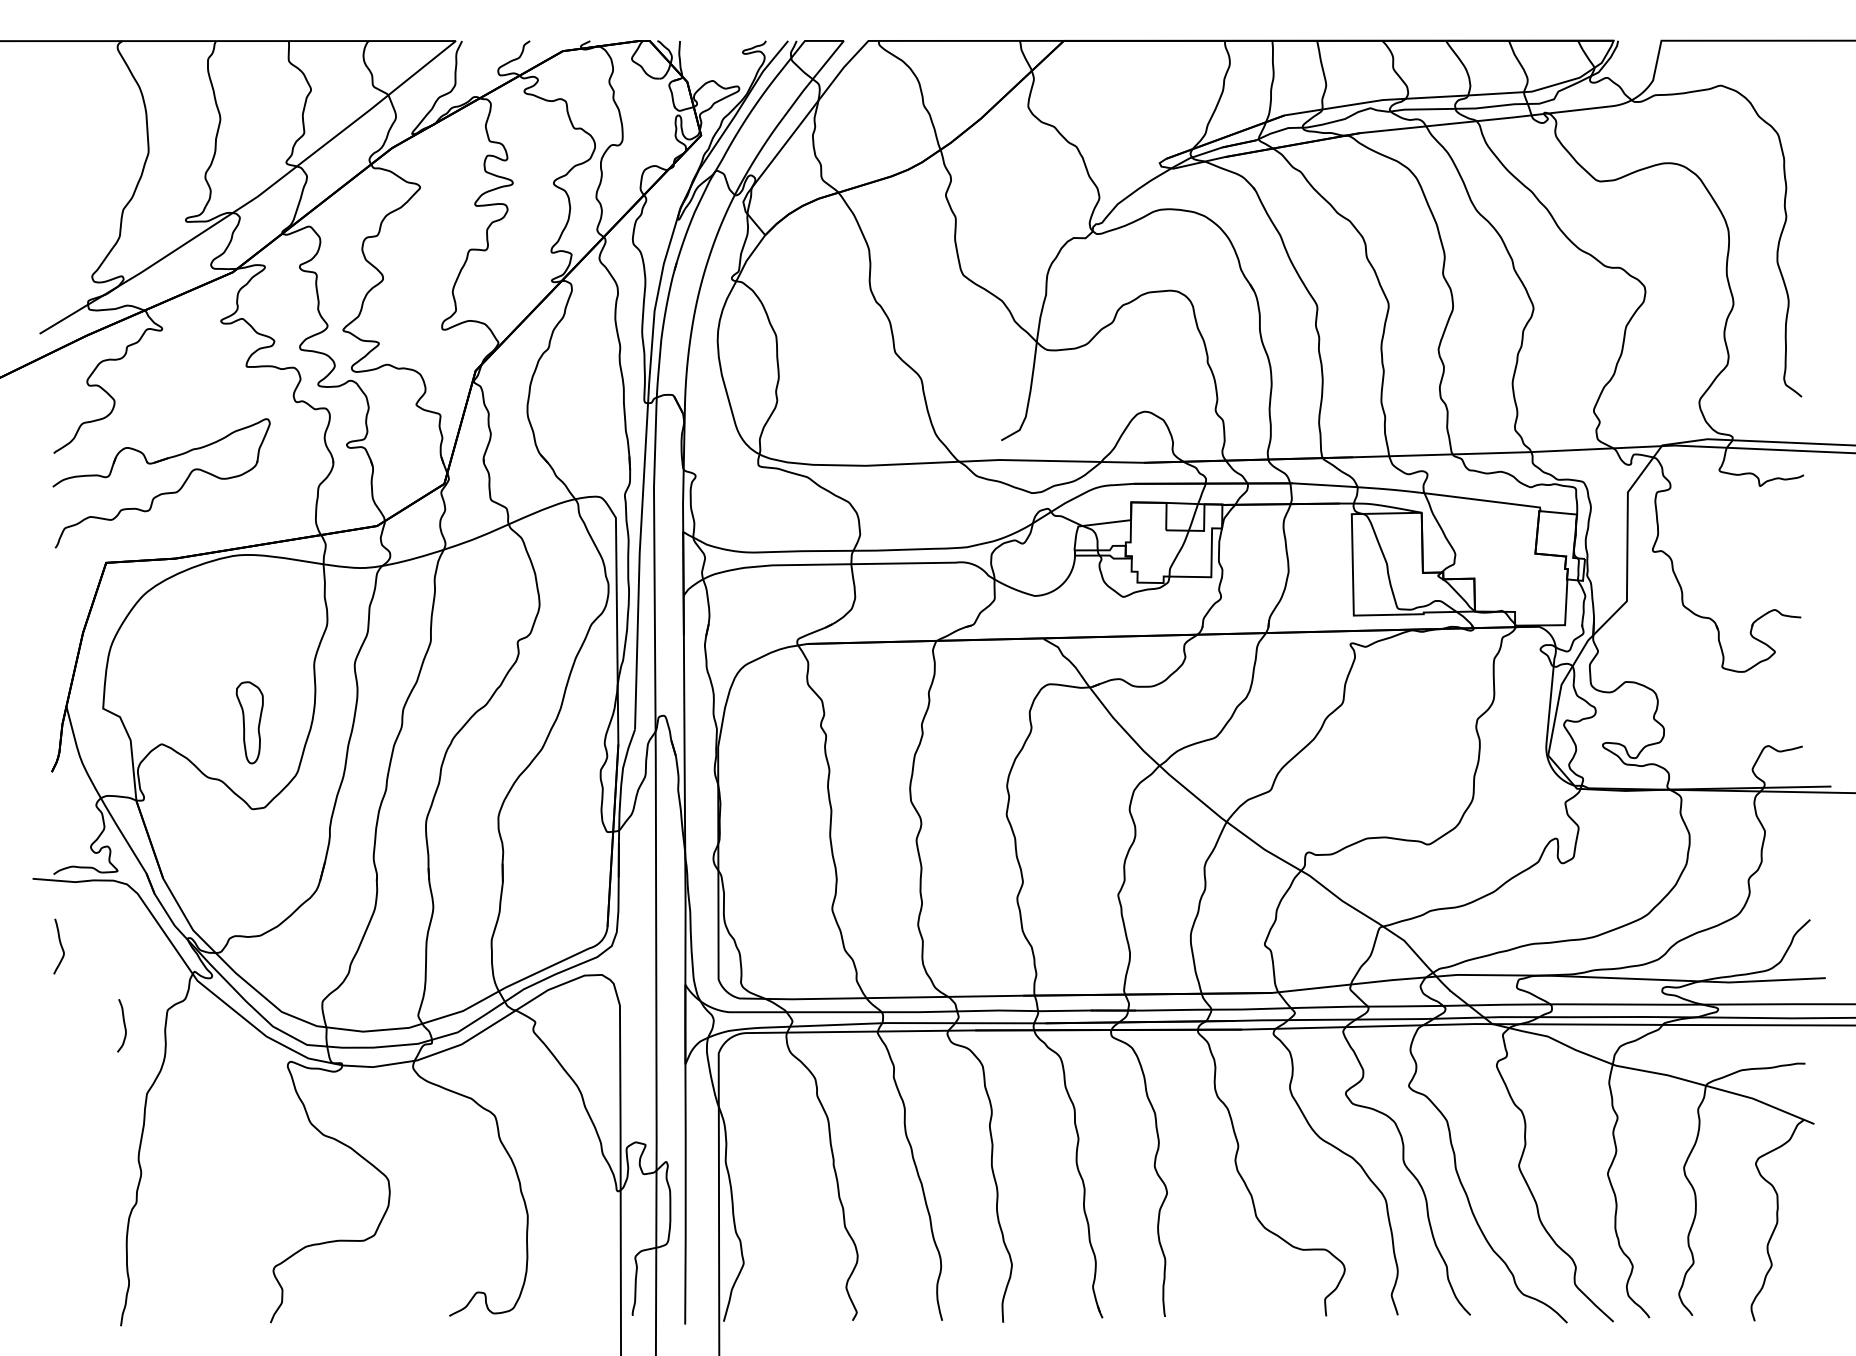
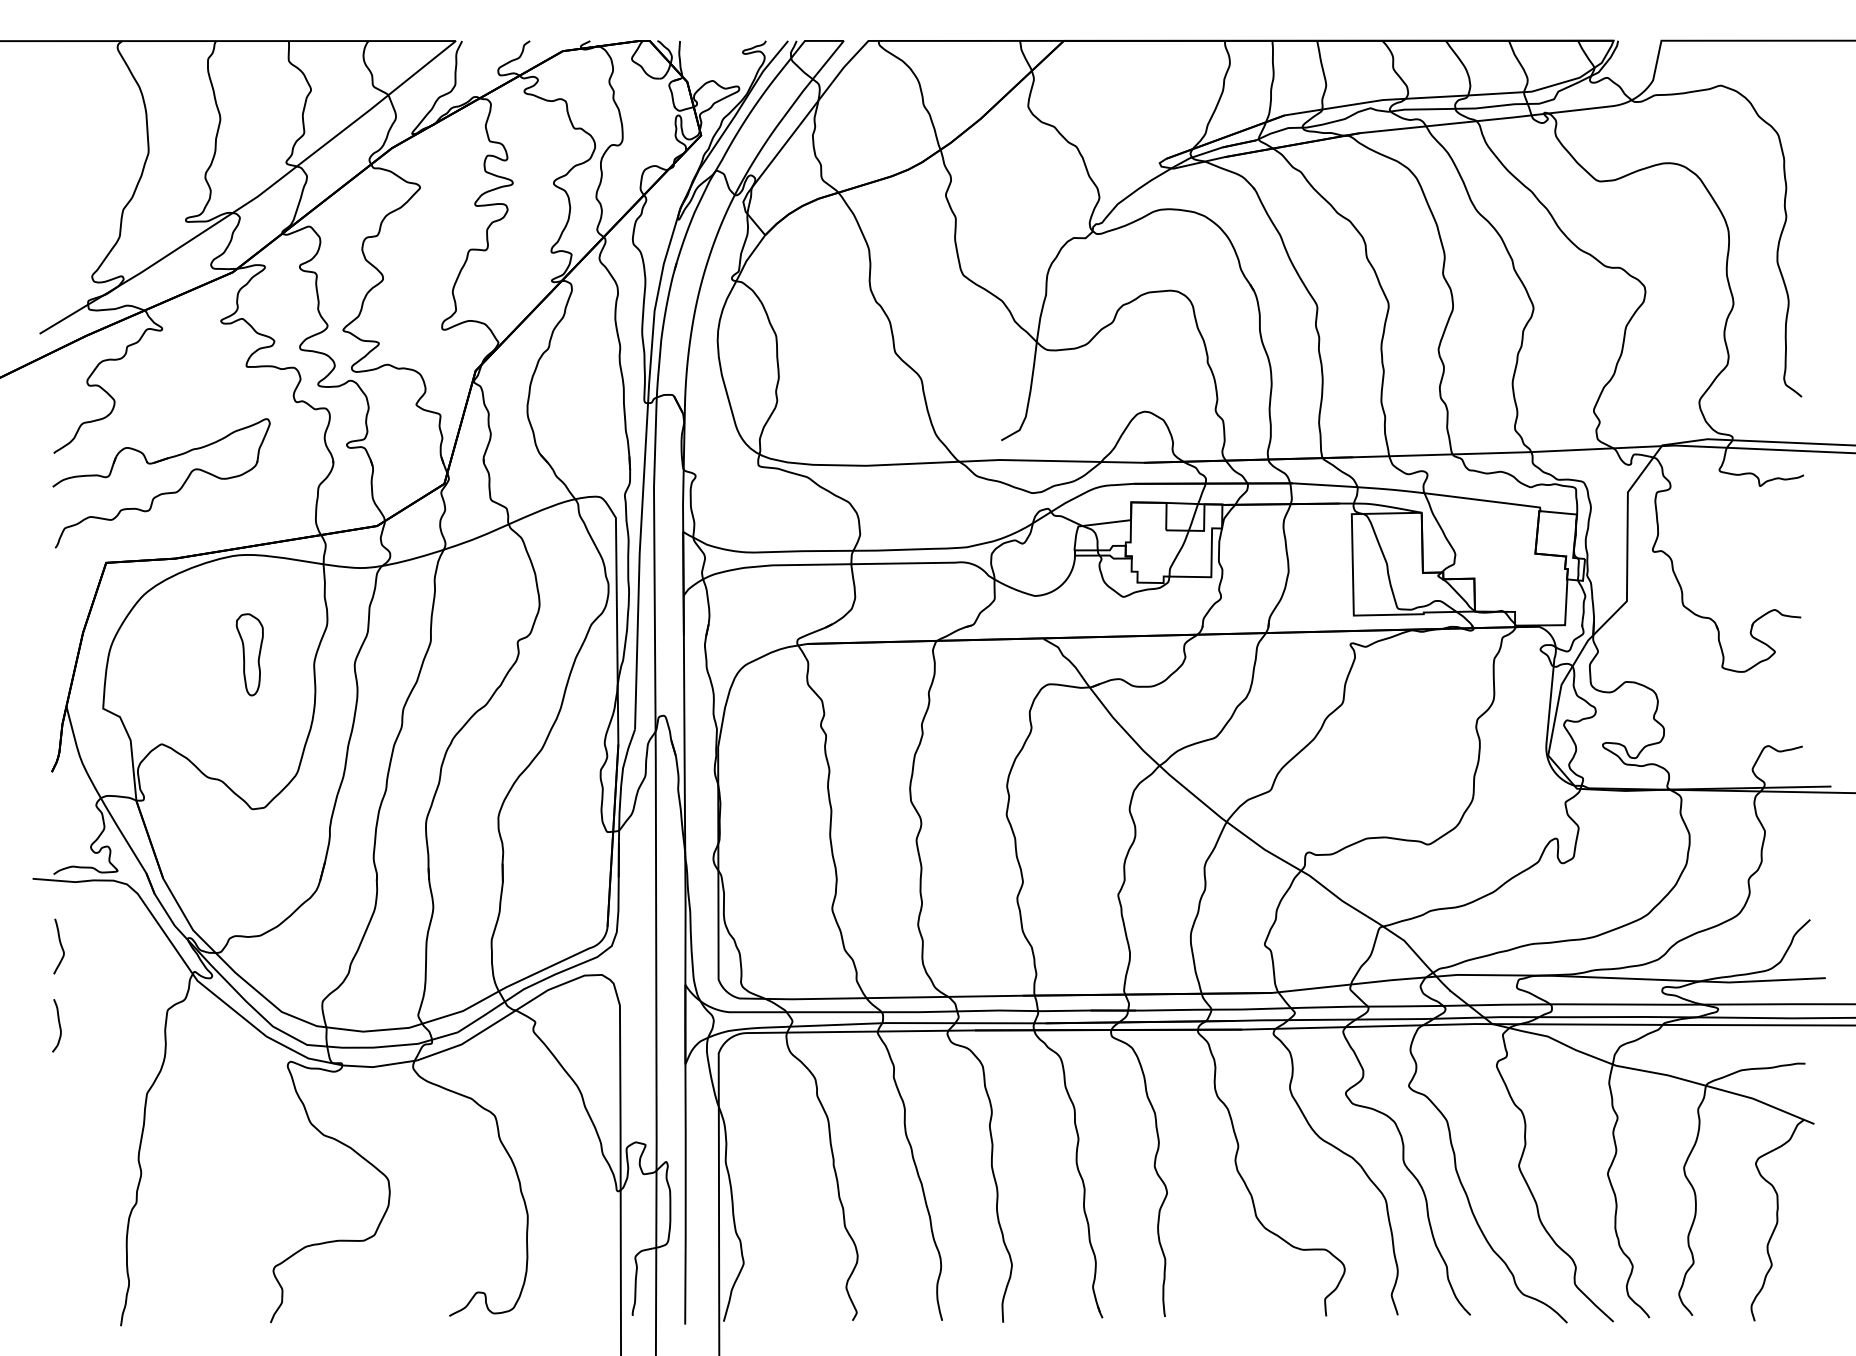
part position: (249, 722) -> (249, 654) (249, 654)
curve position: (123, 1024) -> (58, 1024) (58, 1024)
